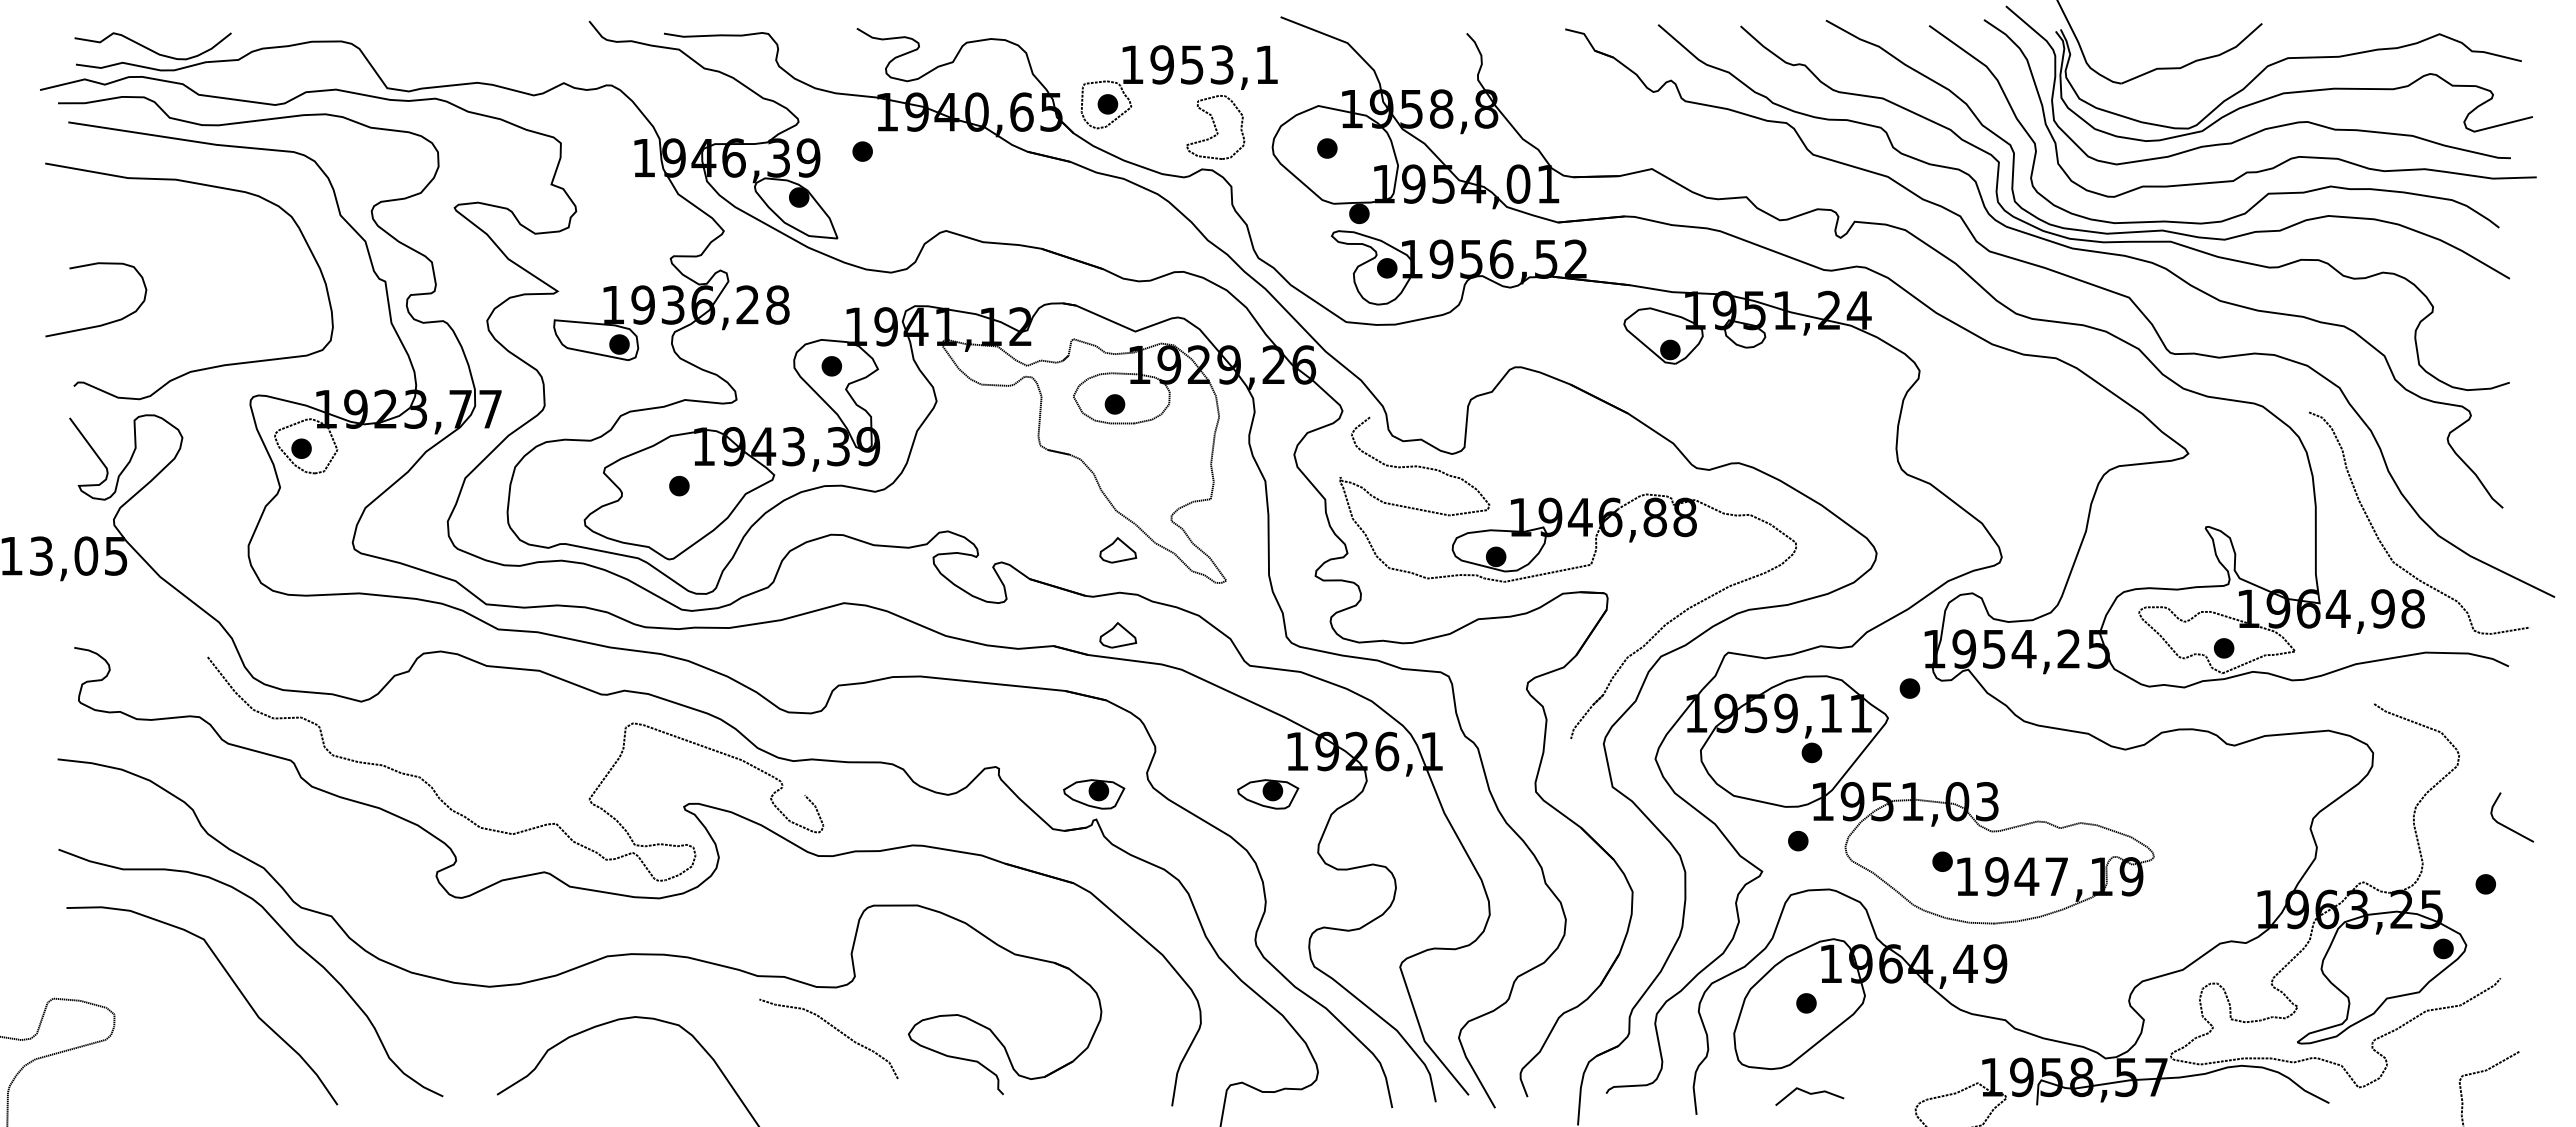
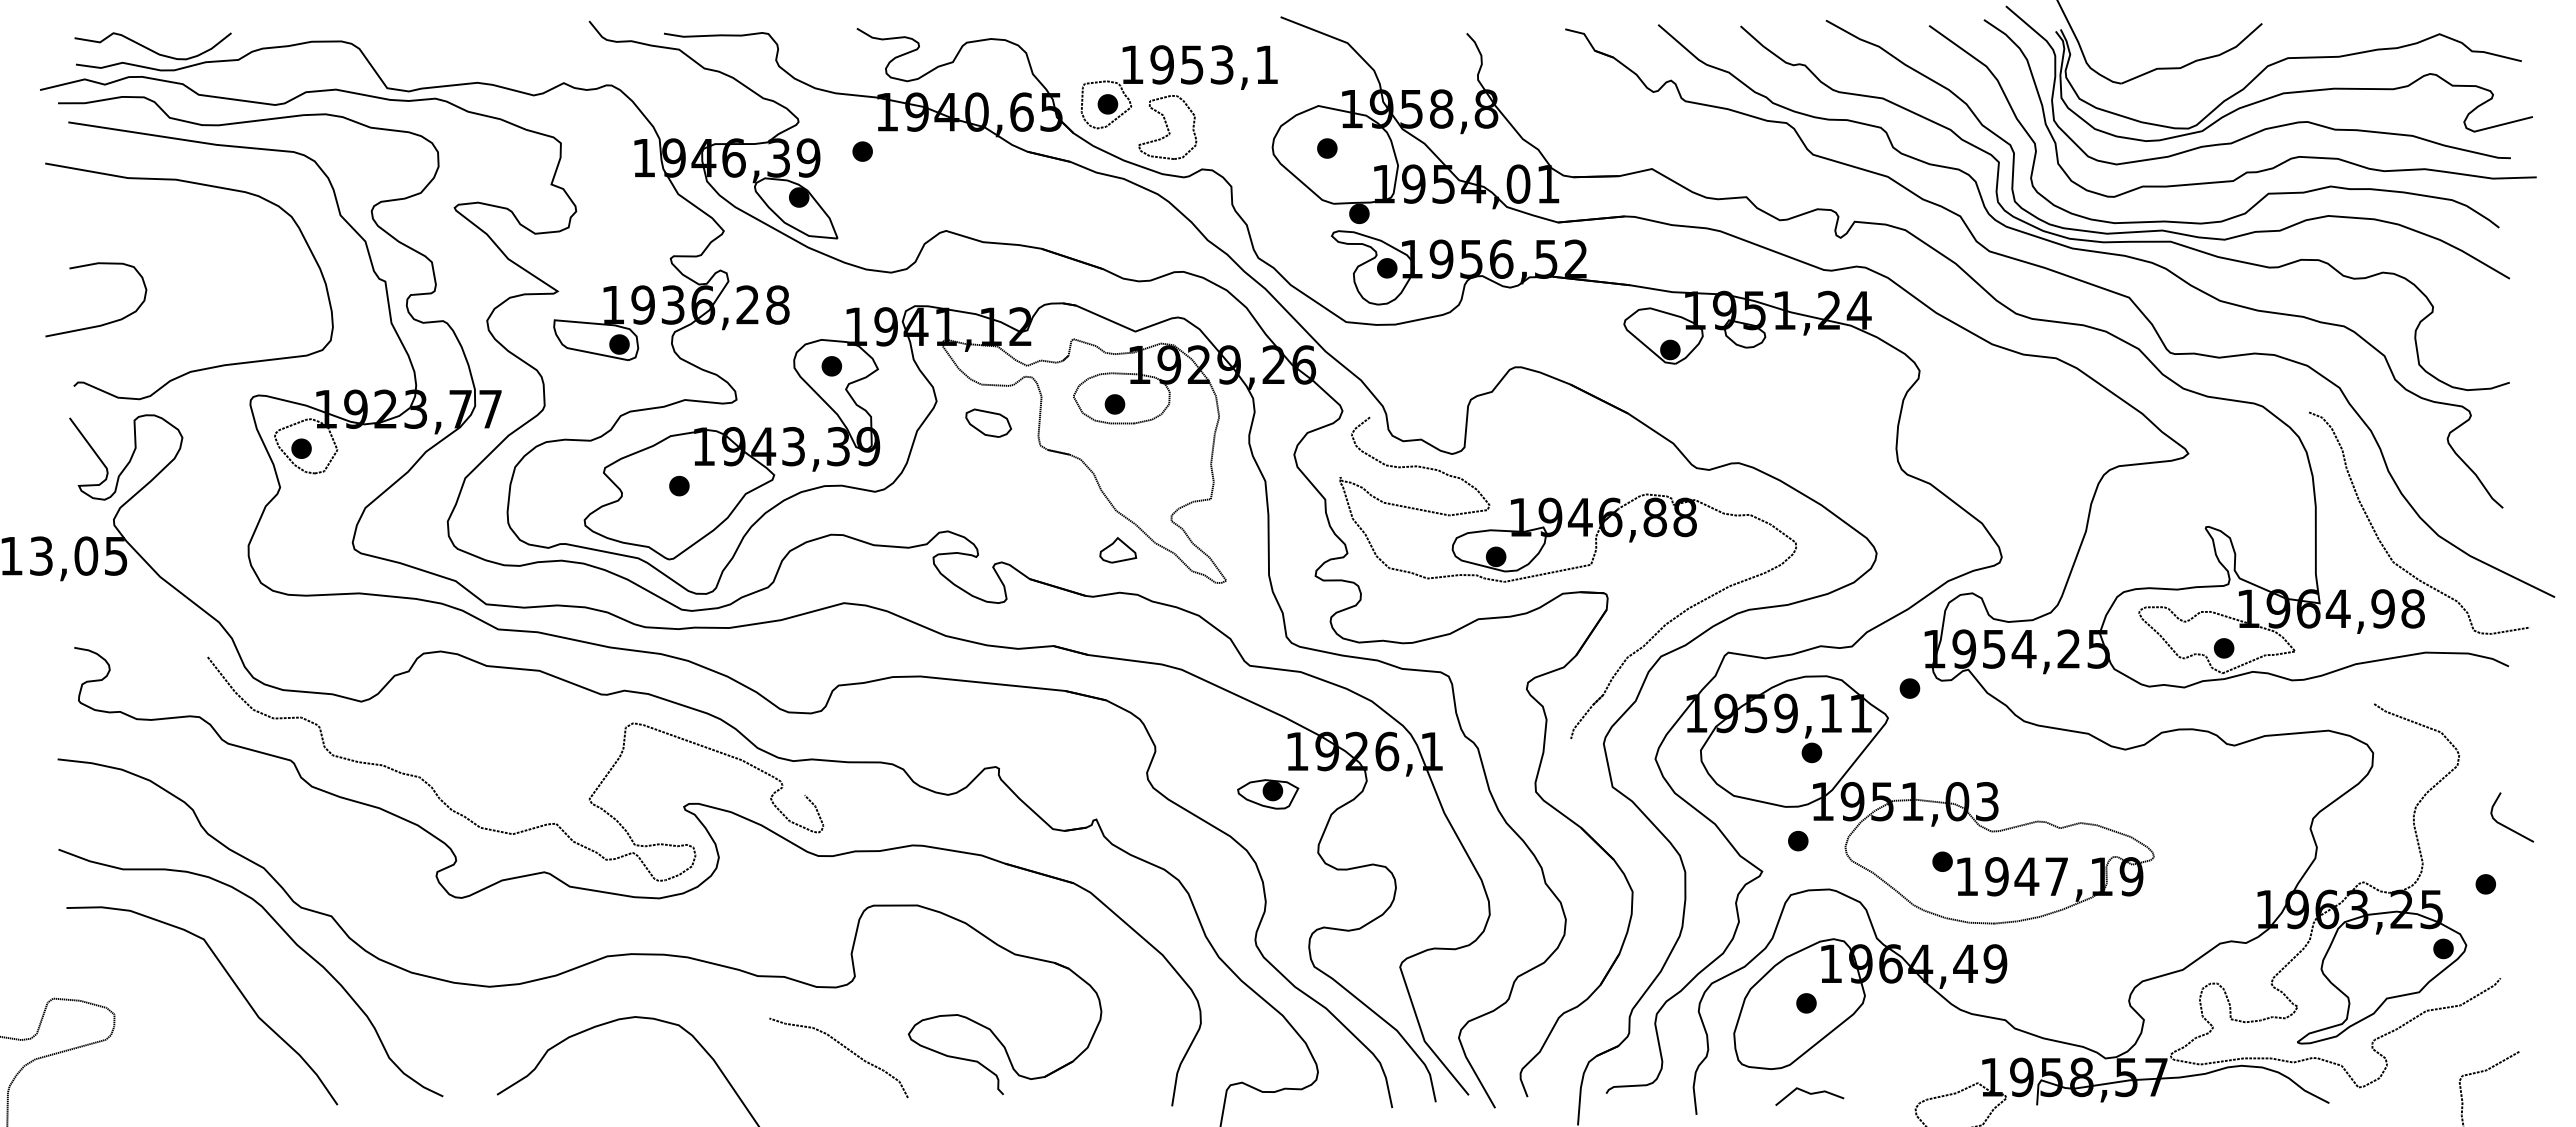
part position: (1215, 127) -> (1167, 127) (1167, 127)
part: none -> present (988, 422)
part: present -> none (1118, 635)
part: present -> none (1094, 794)
curve position: (833, 1028) -> (843, 1047) (843, 1047)
